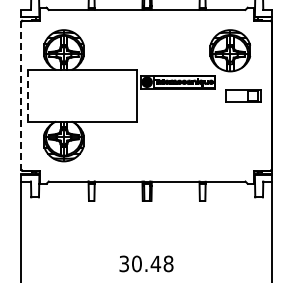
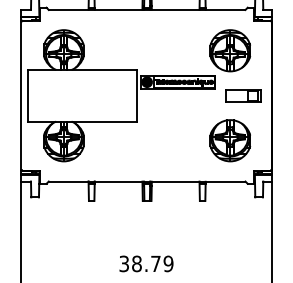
line: dashed -> solid (21, 95)
line: dashed -> solid (27, 95)
part: none -> present (230, 140)
text: 30.48 -> 38.79 (152, 263)
